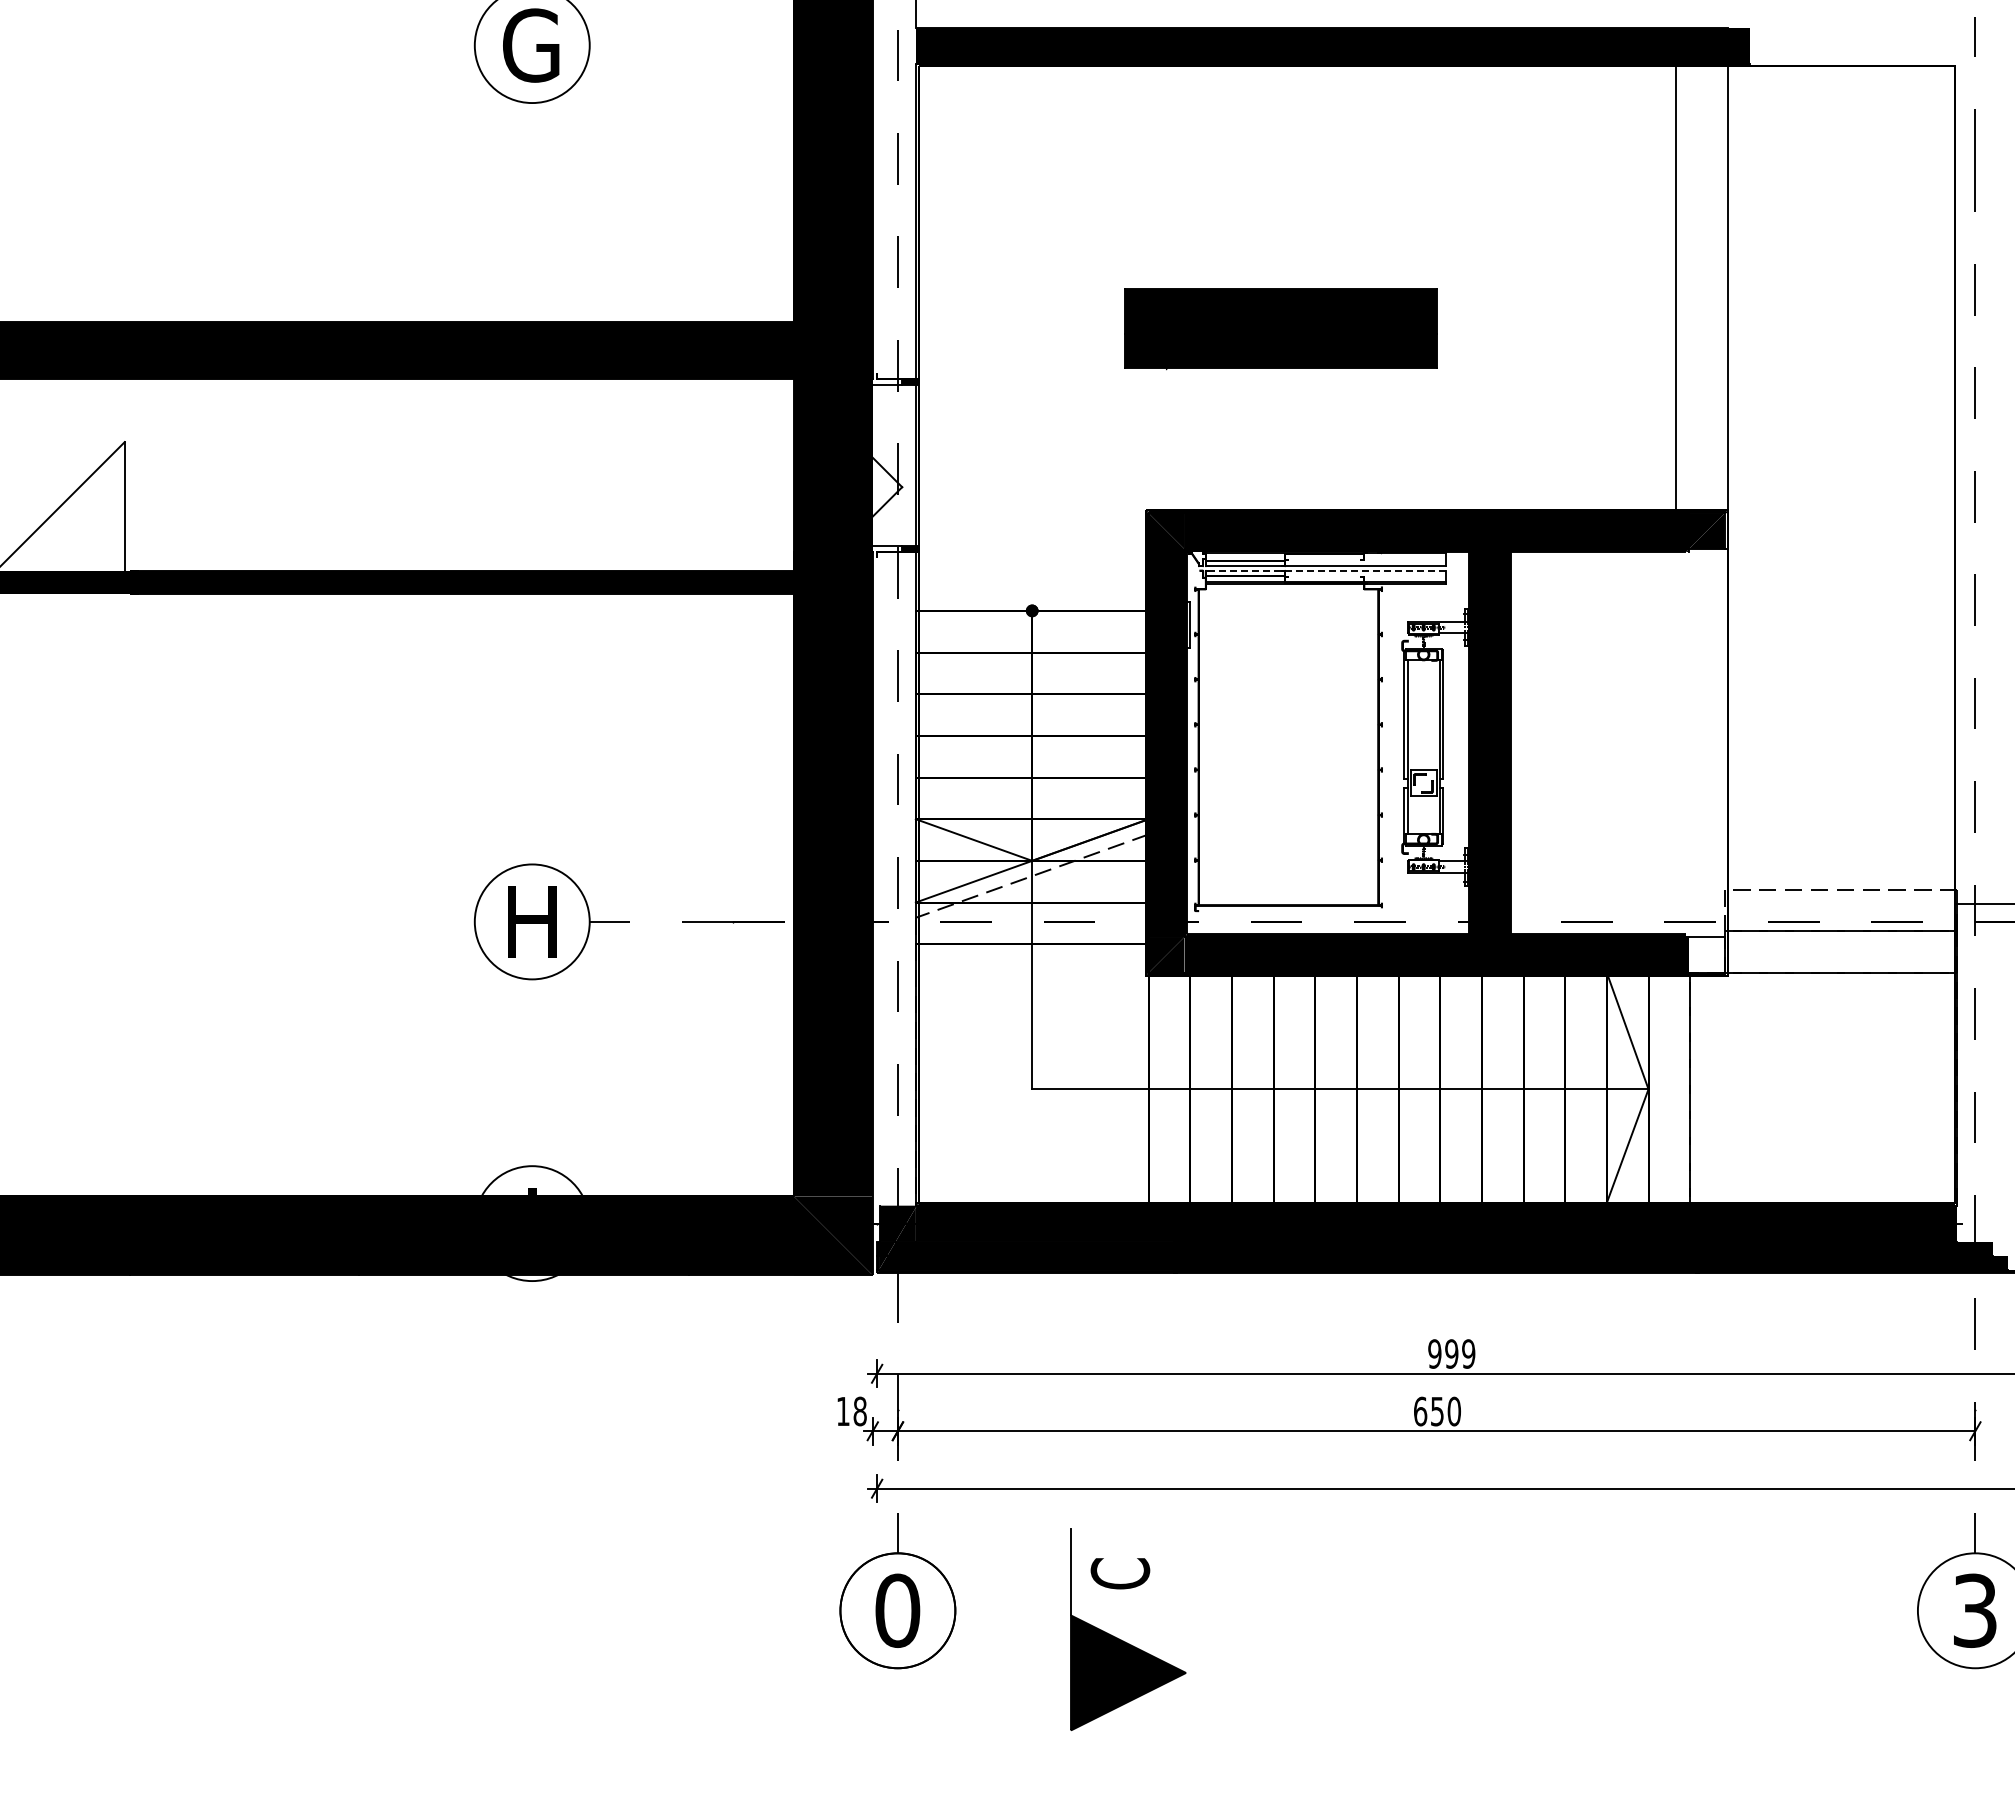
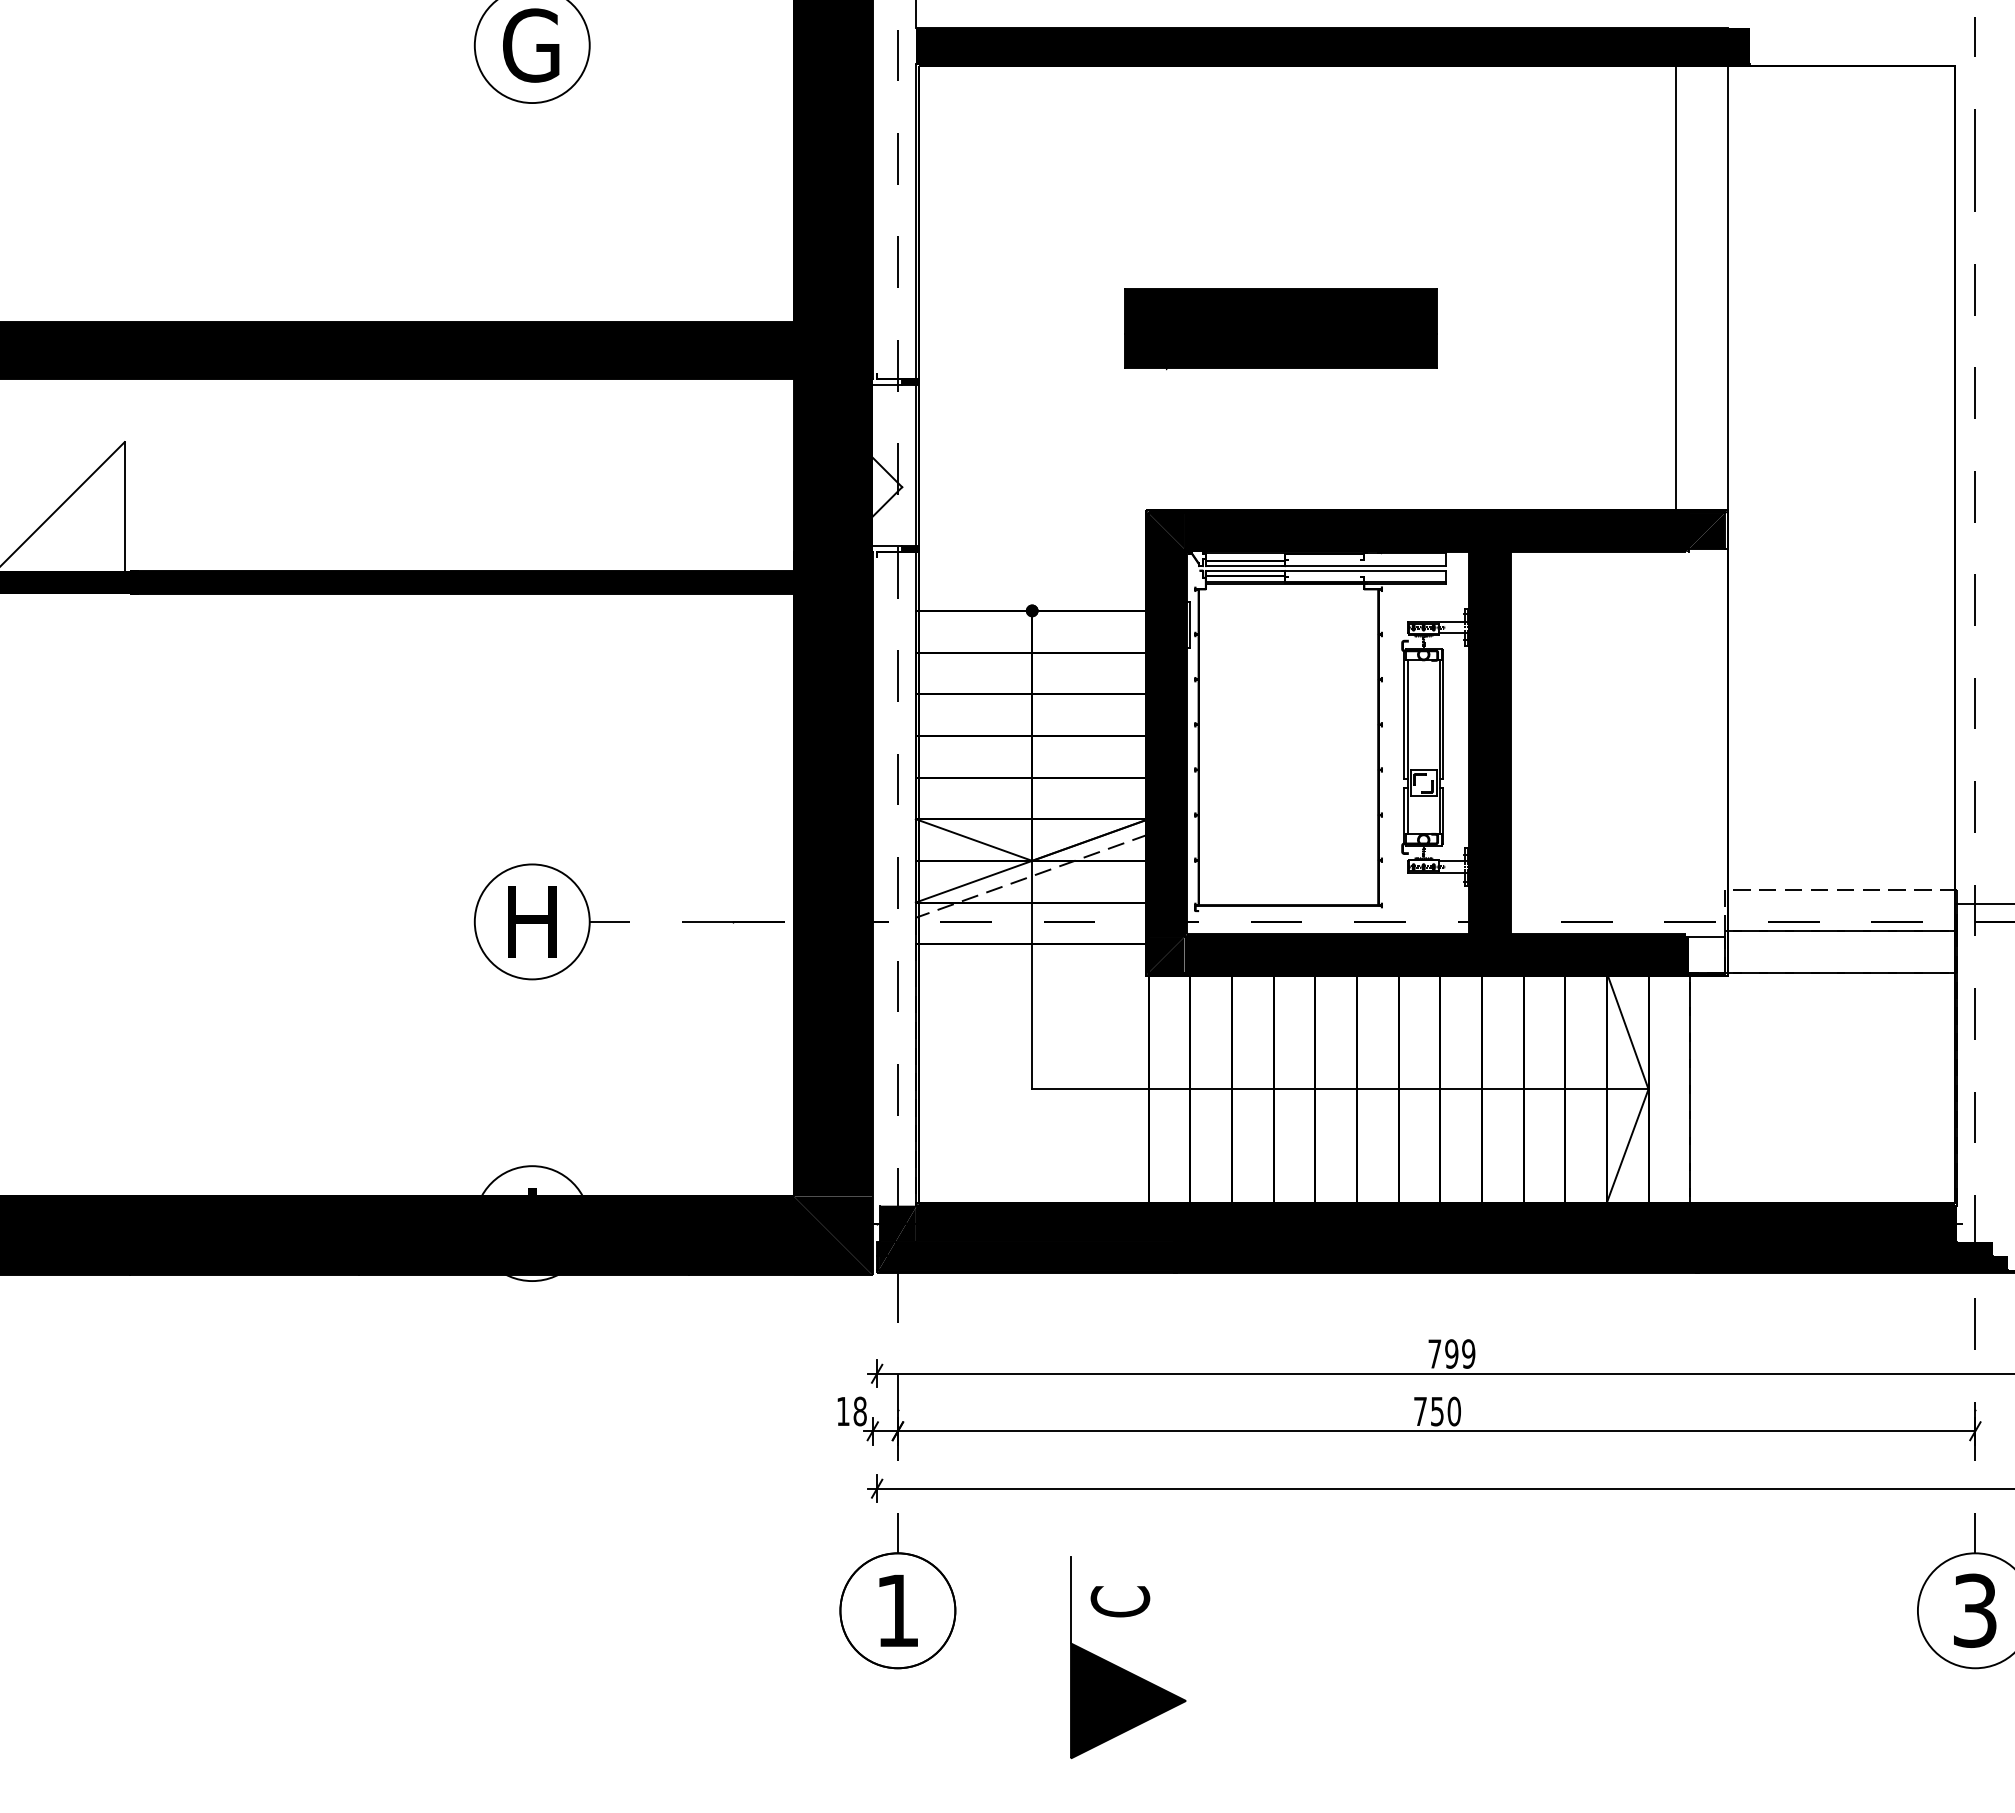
line: dashed -> solid (1326, 570)
text: 999 -> 799 (1434, 1353)
text: 650 -> 750 (1420, 1411)
text: 0 -> 1 (897, 1610)
part position: (1123, 1640) -> (1123, 1668) (1123, 1668)
